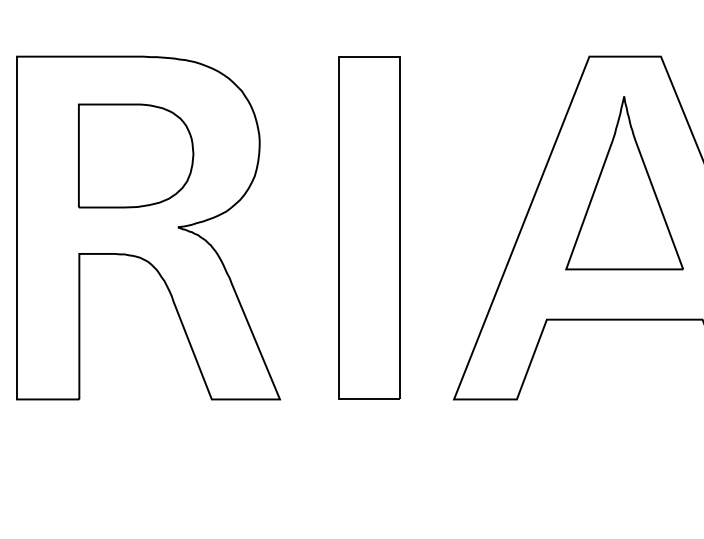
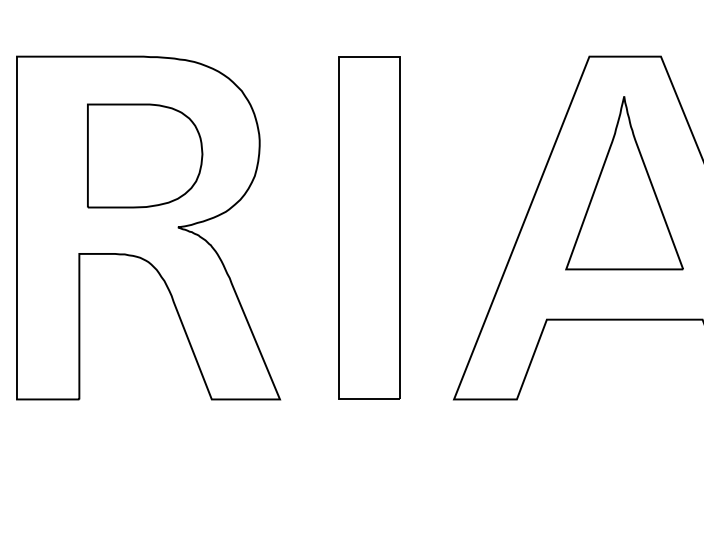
part position: (136, 155) -> (145, 155) (145, 155)
